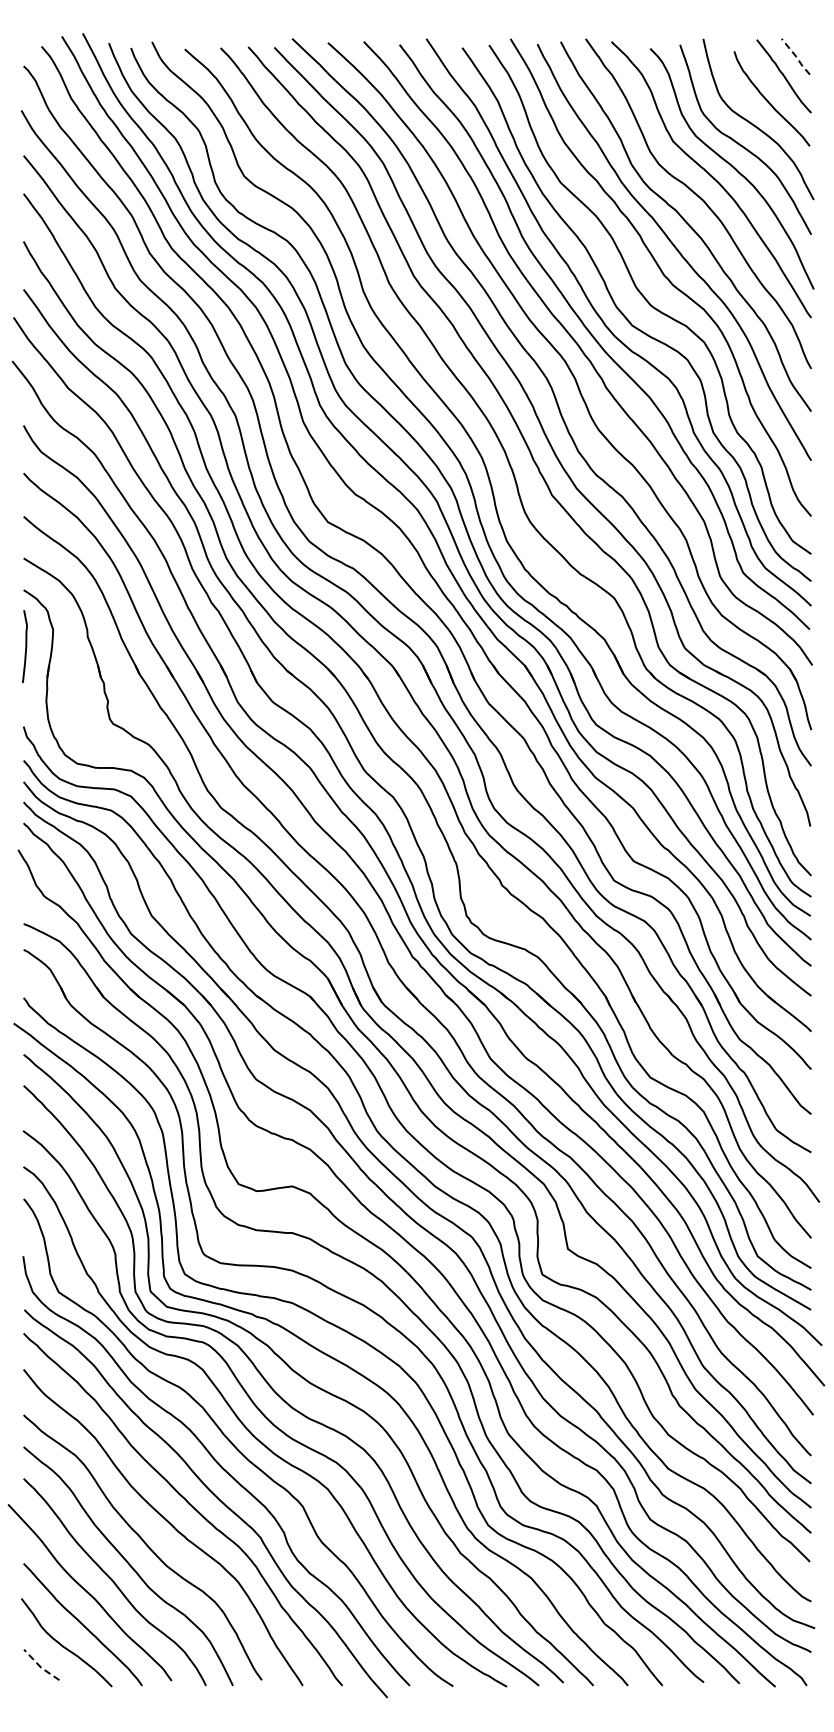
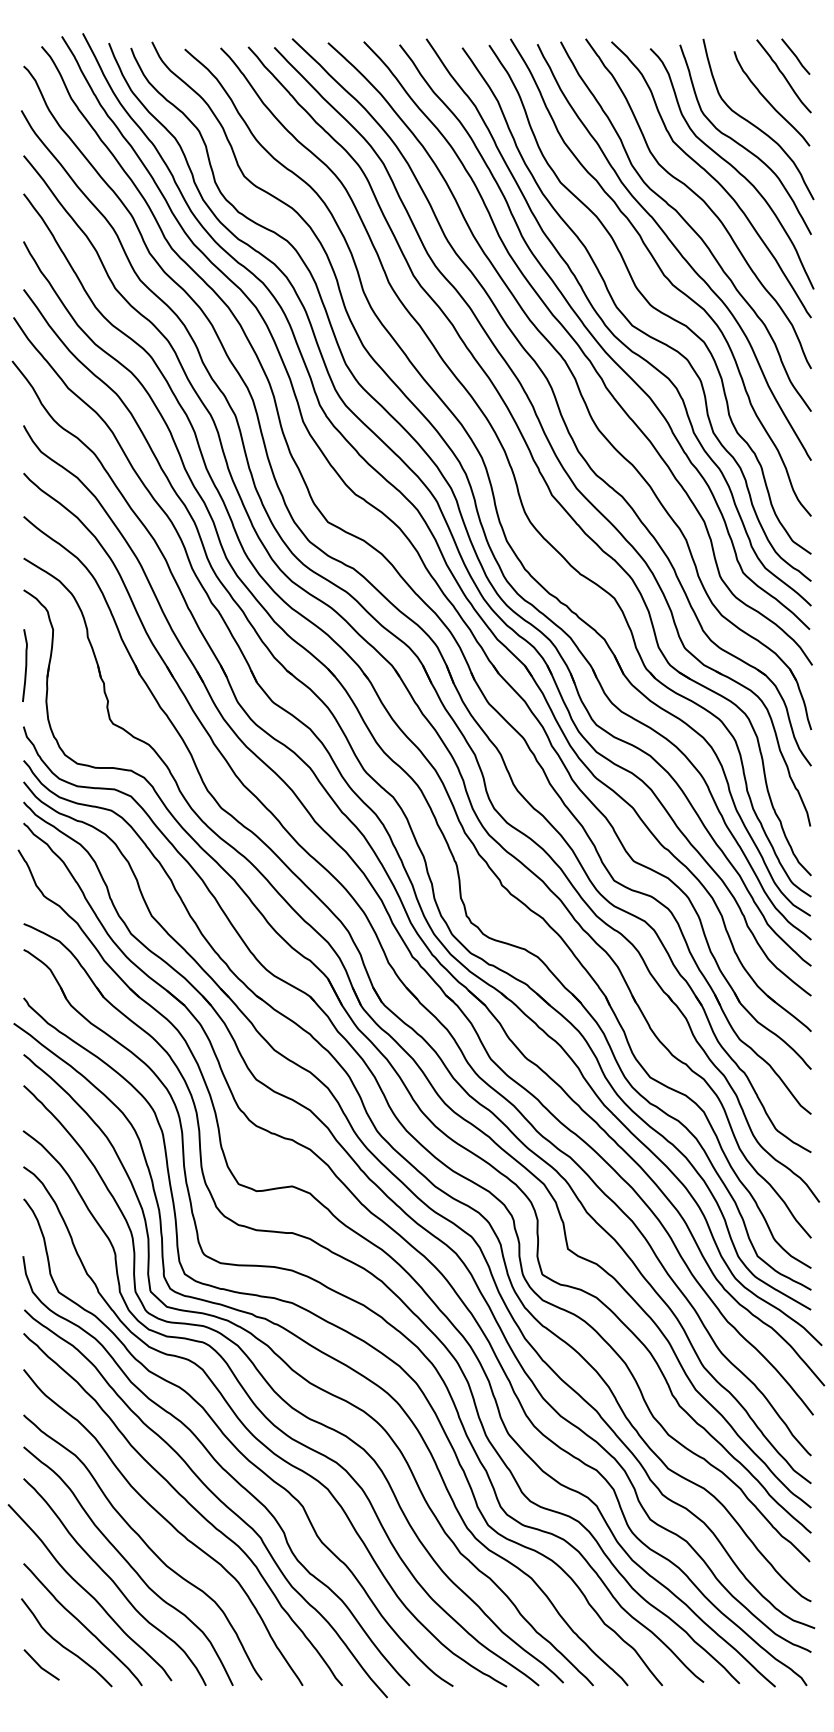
line: dashed -> solid (796, 56)
curve position: (25, 646) -> (25, 665) (25, 665)
line: dashed -> solid (40, 1666)
